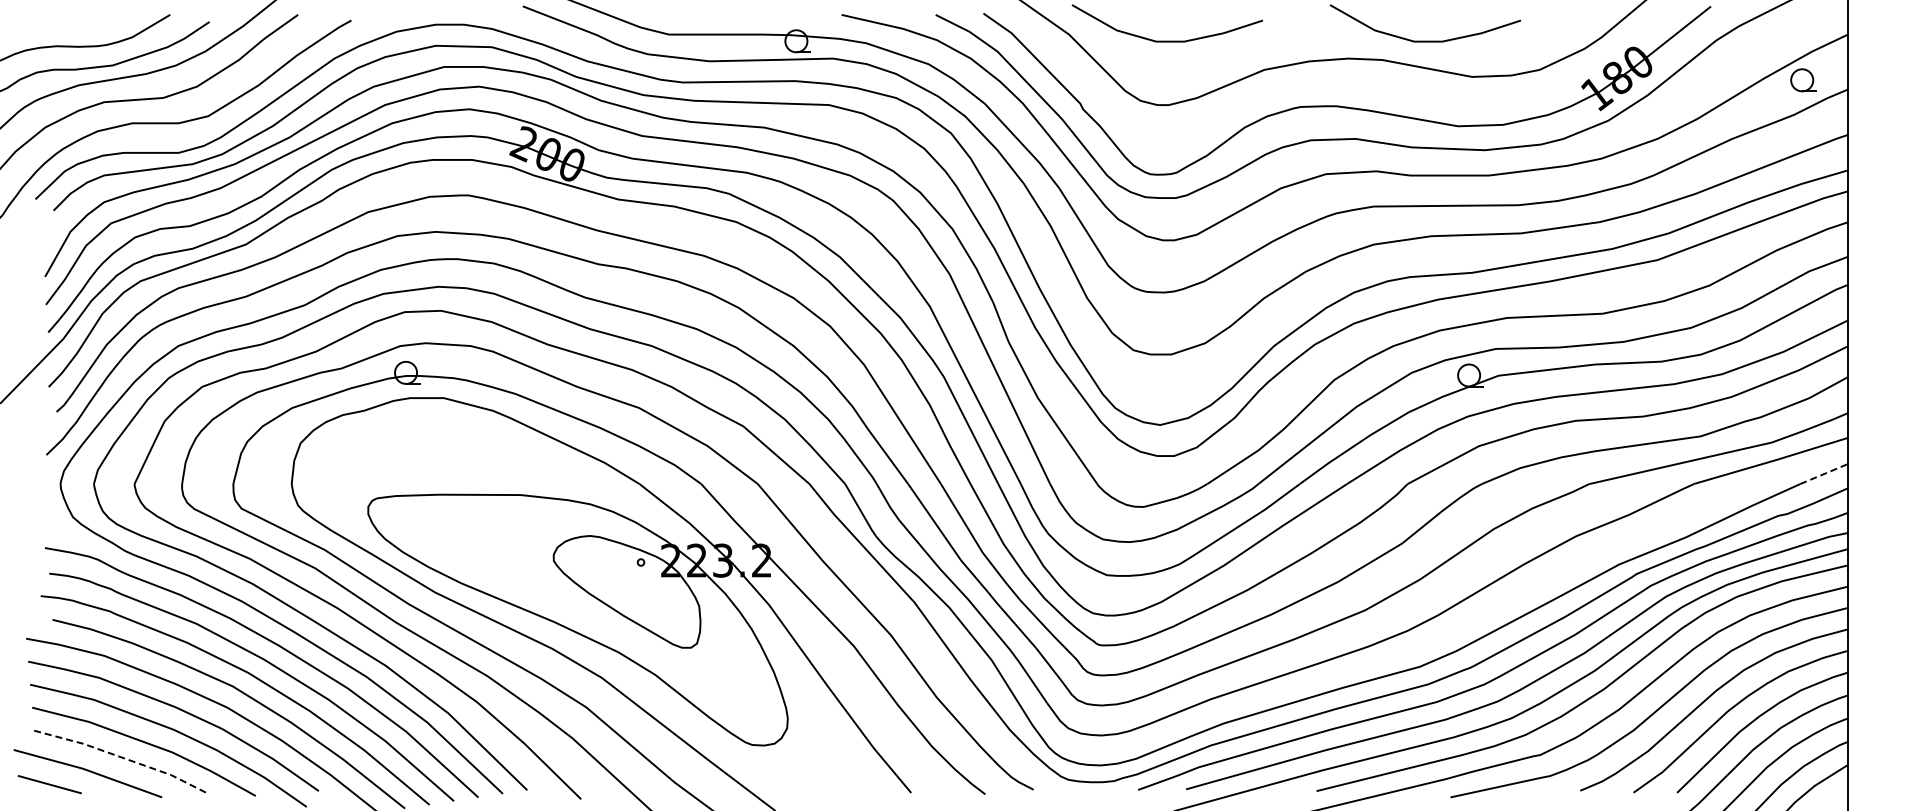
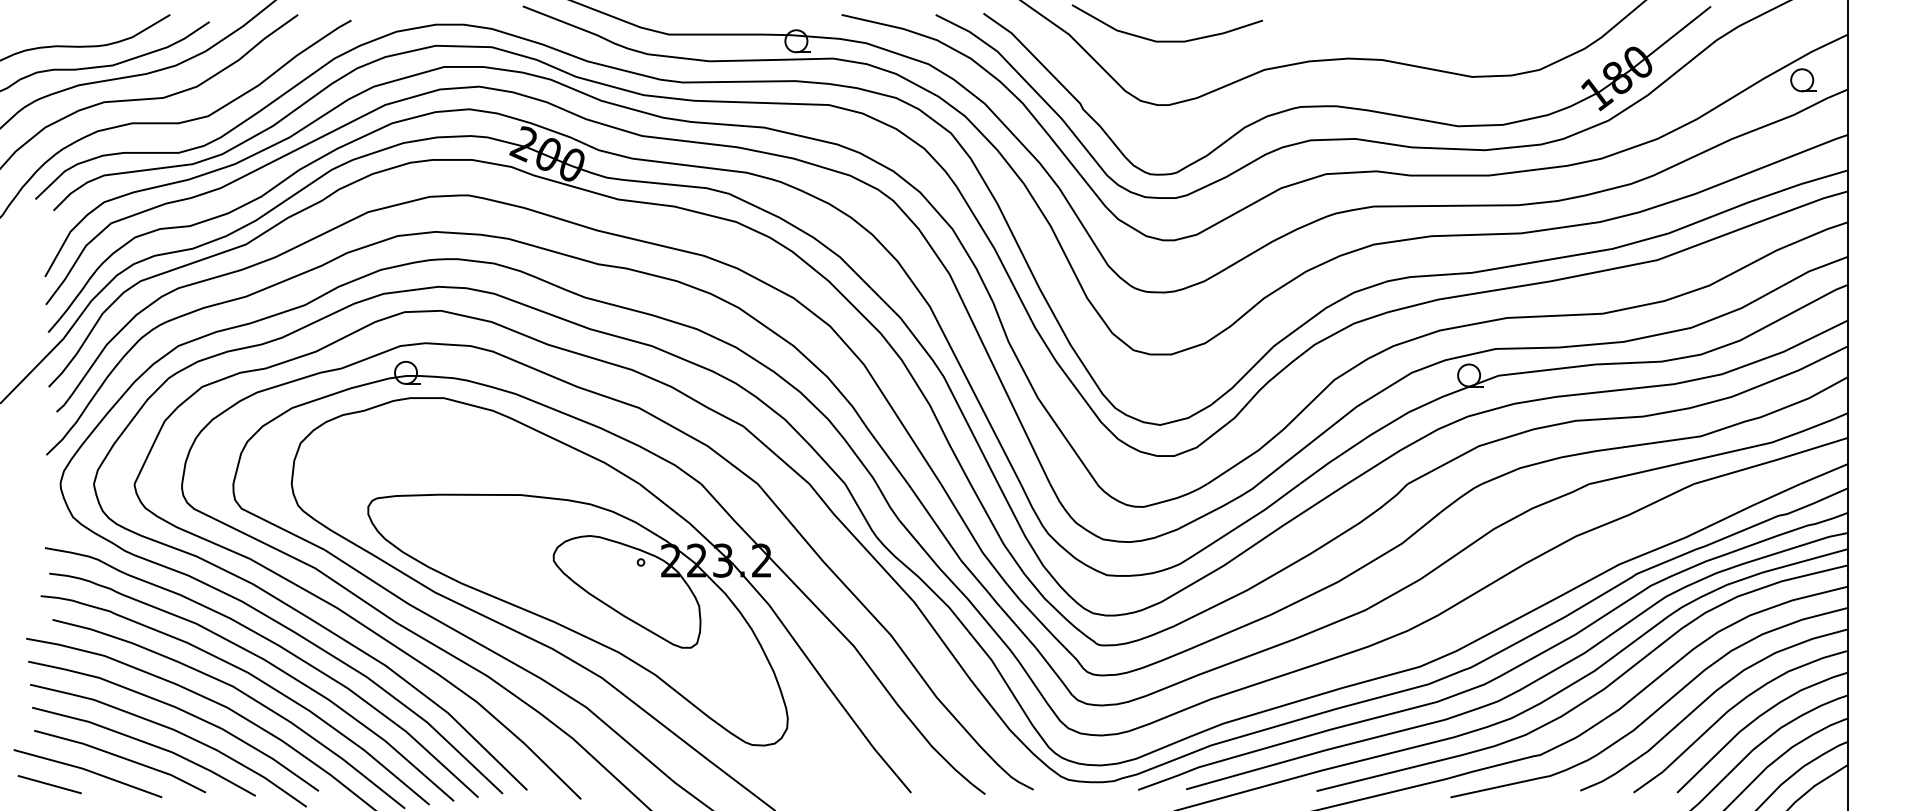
curve: present -> none (1424, 40)
line: dashed -> solid (1824, 473)
line: dashed -> solid (121, 757)
